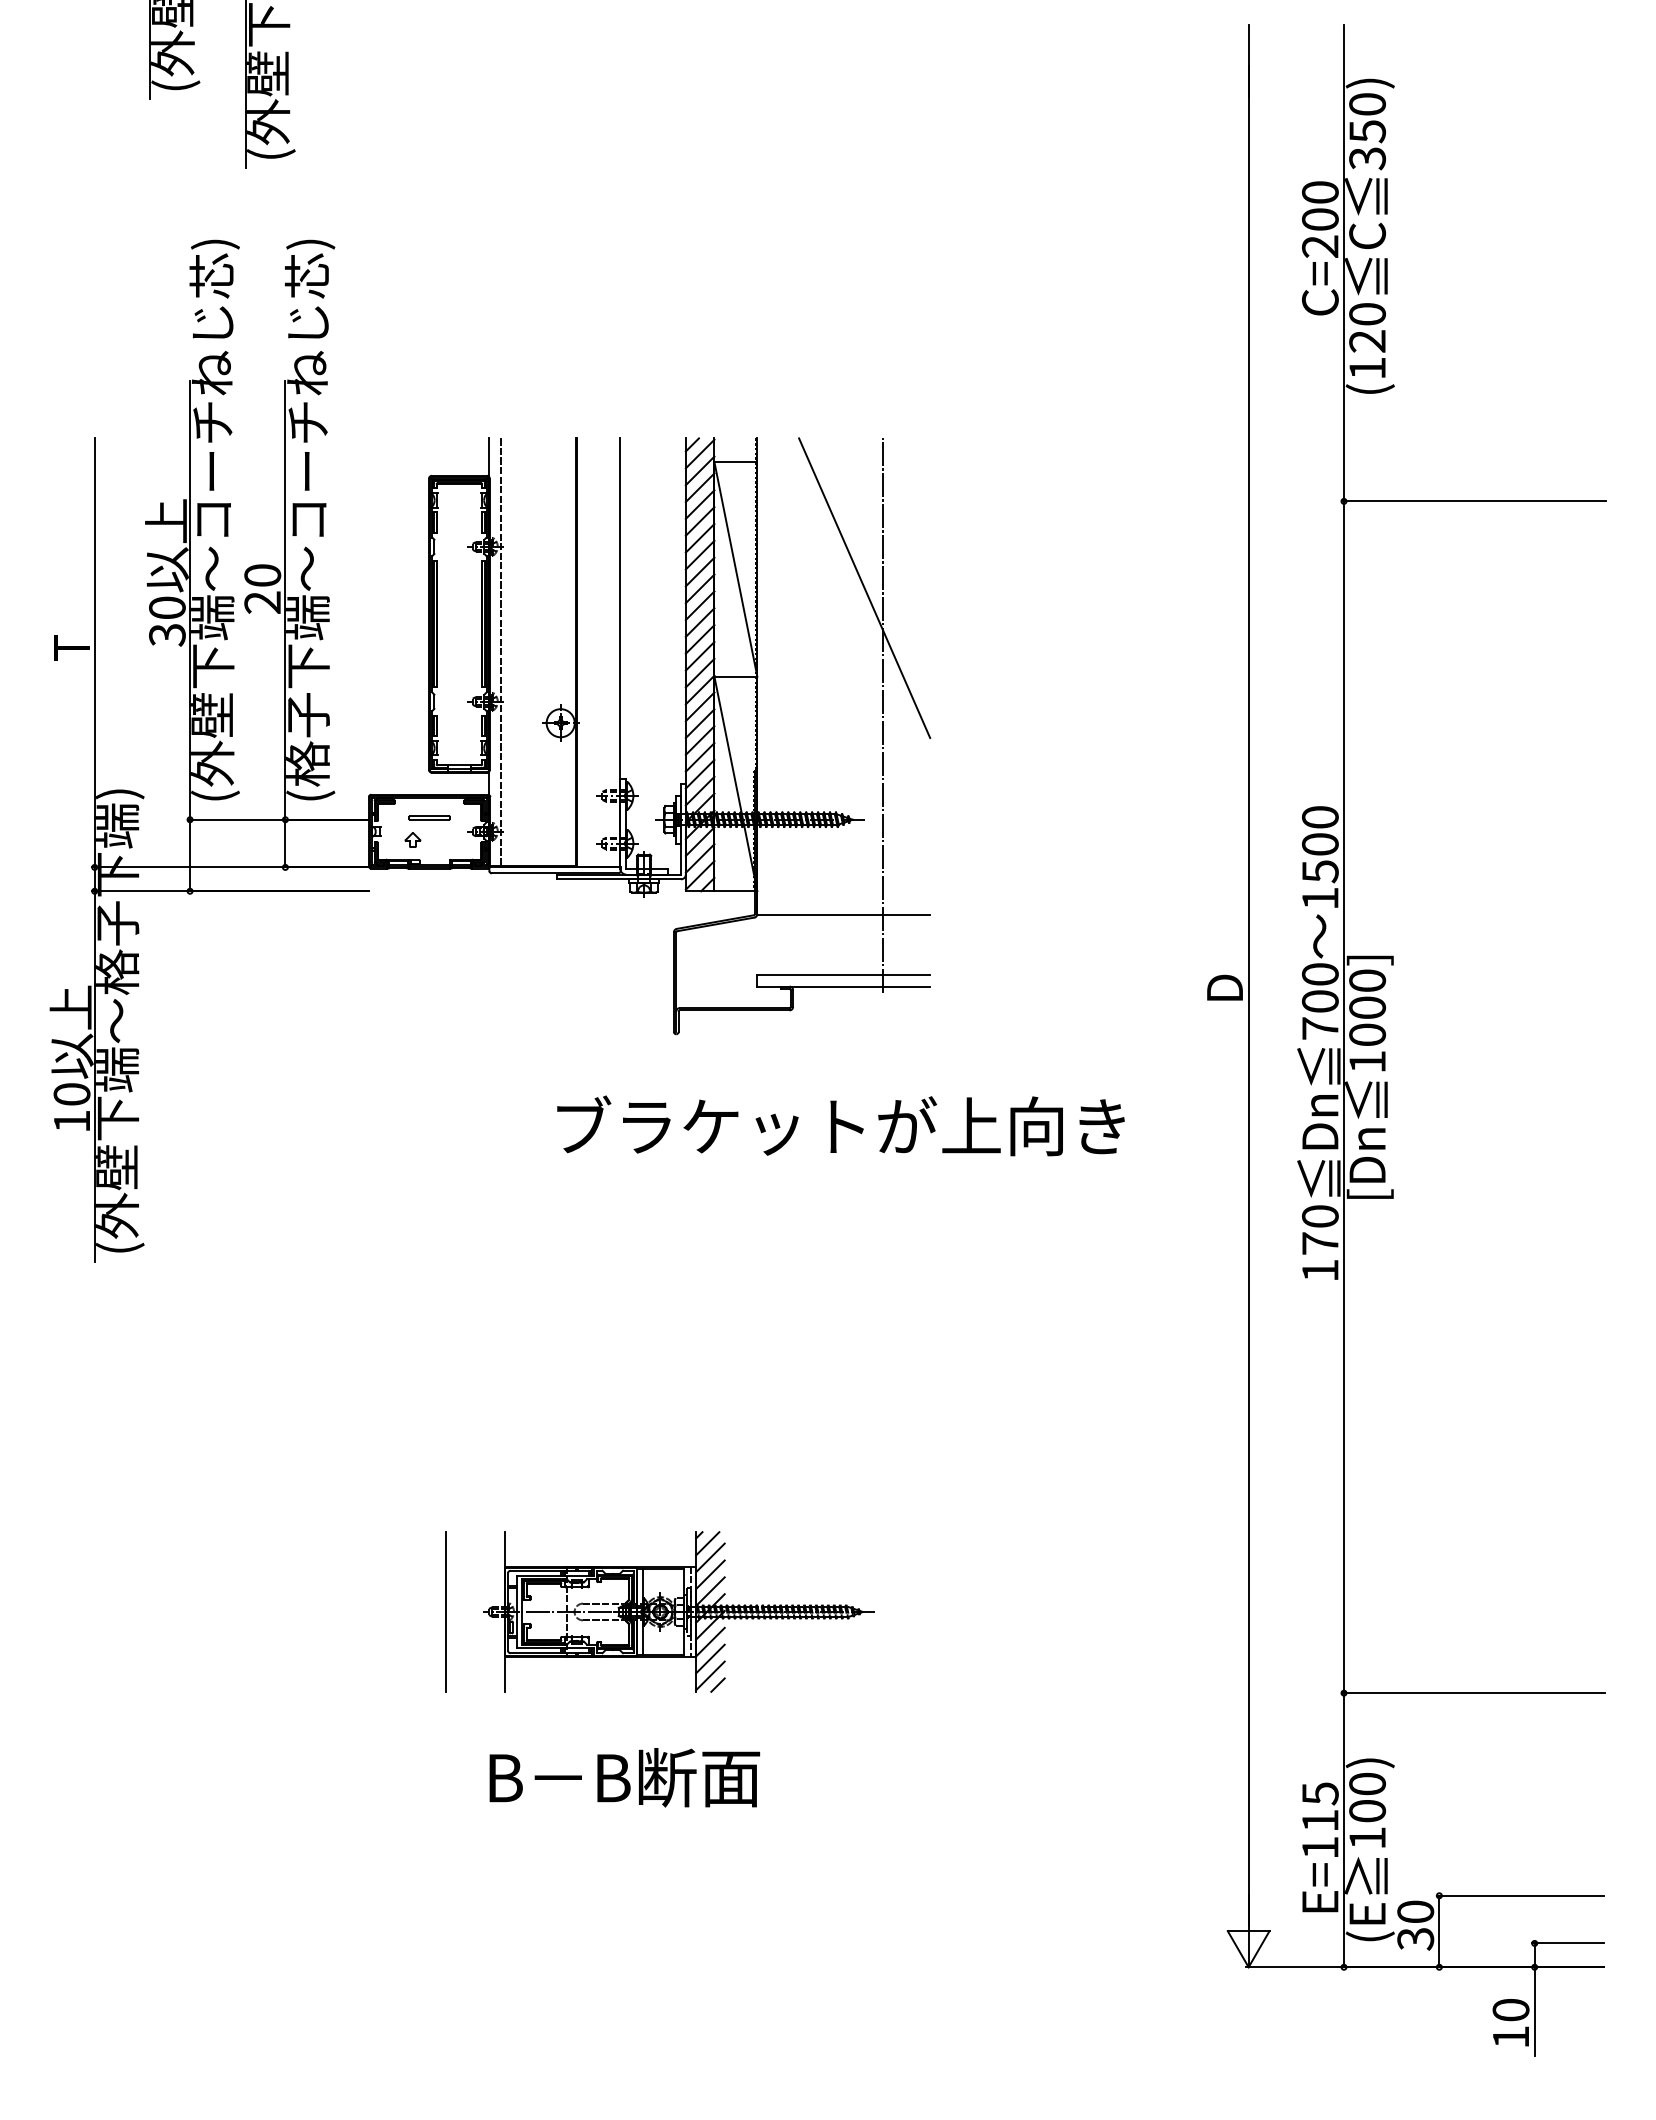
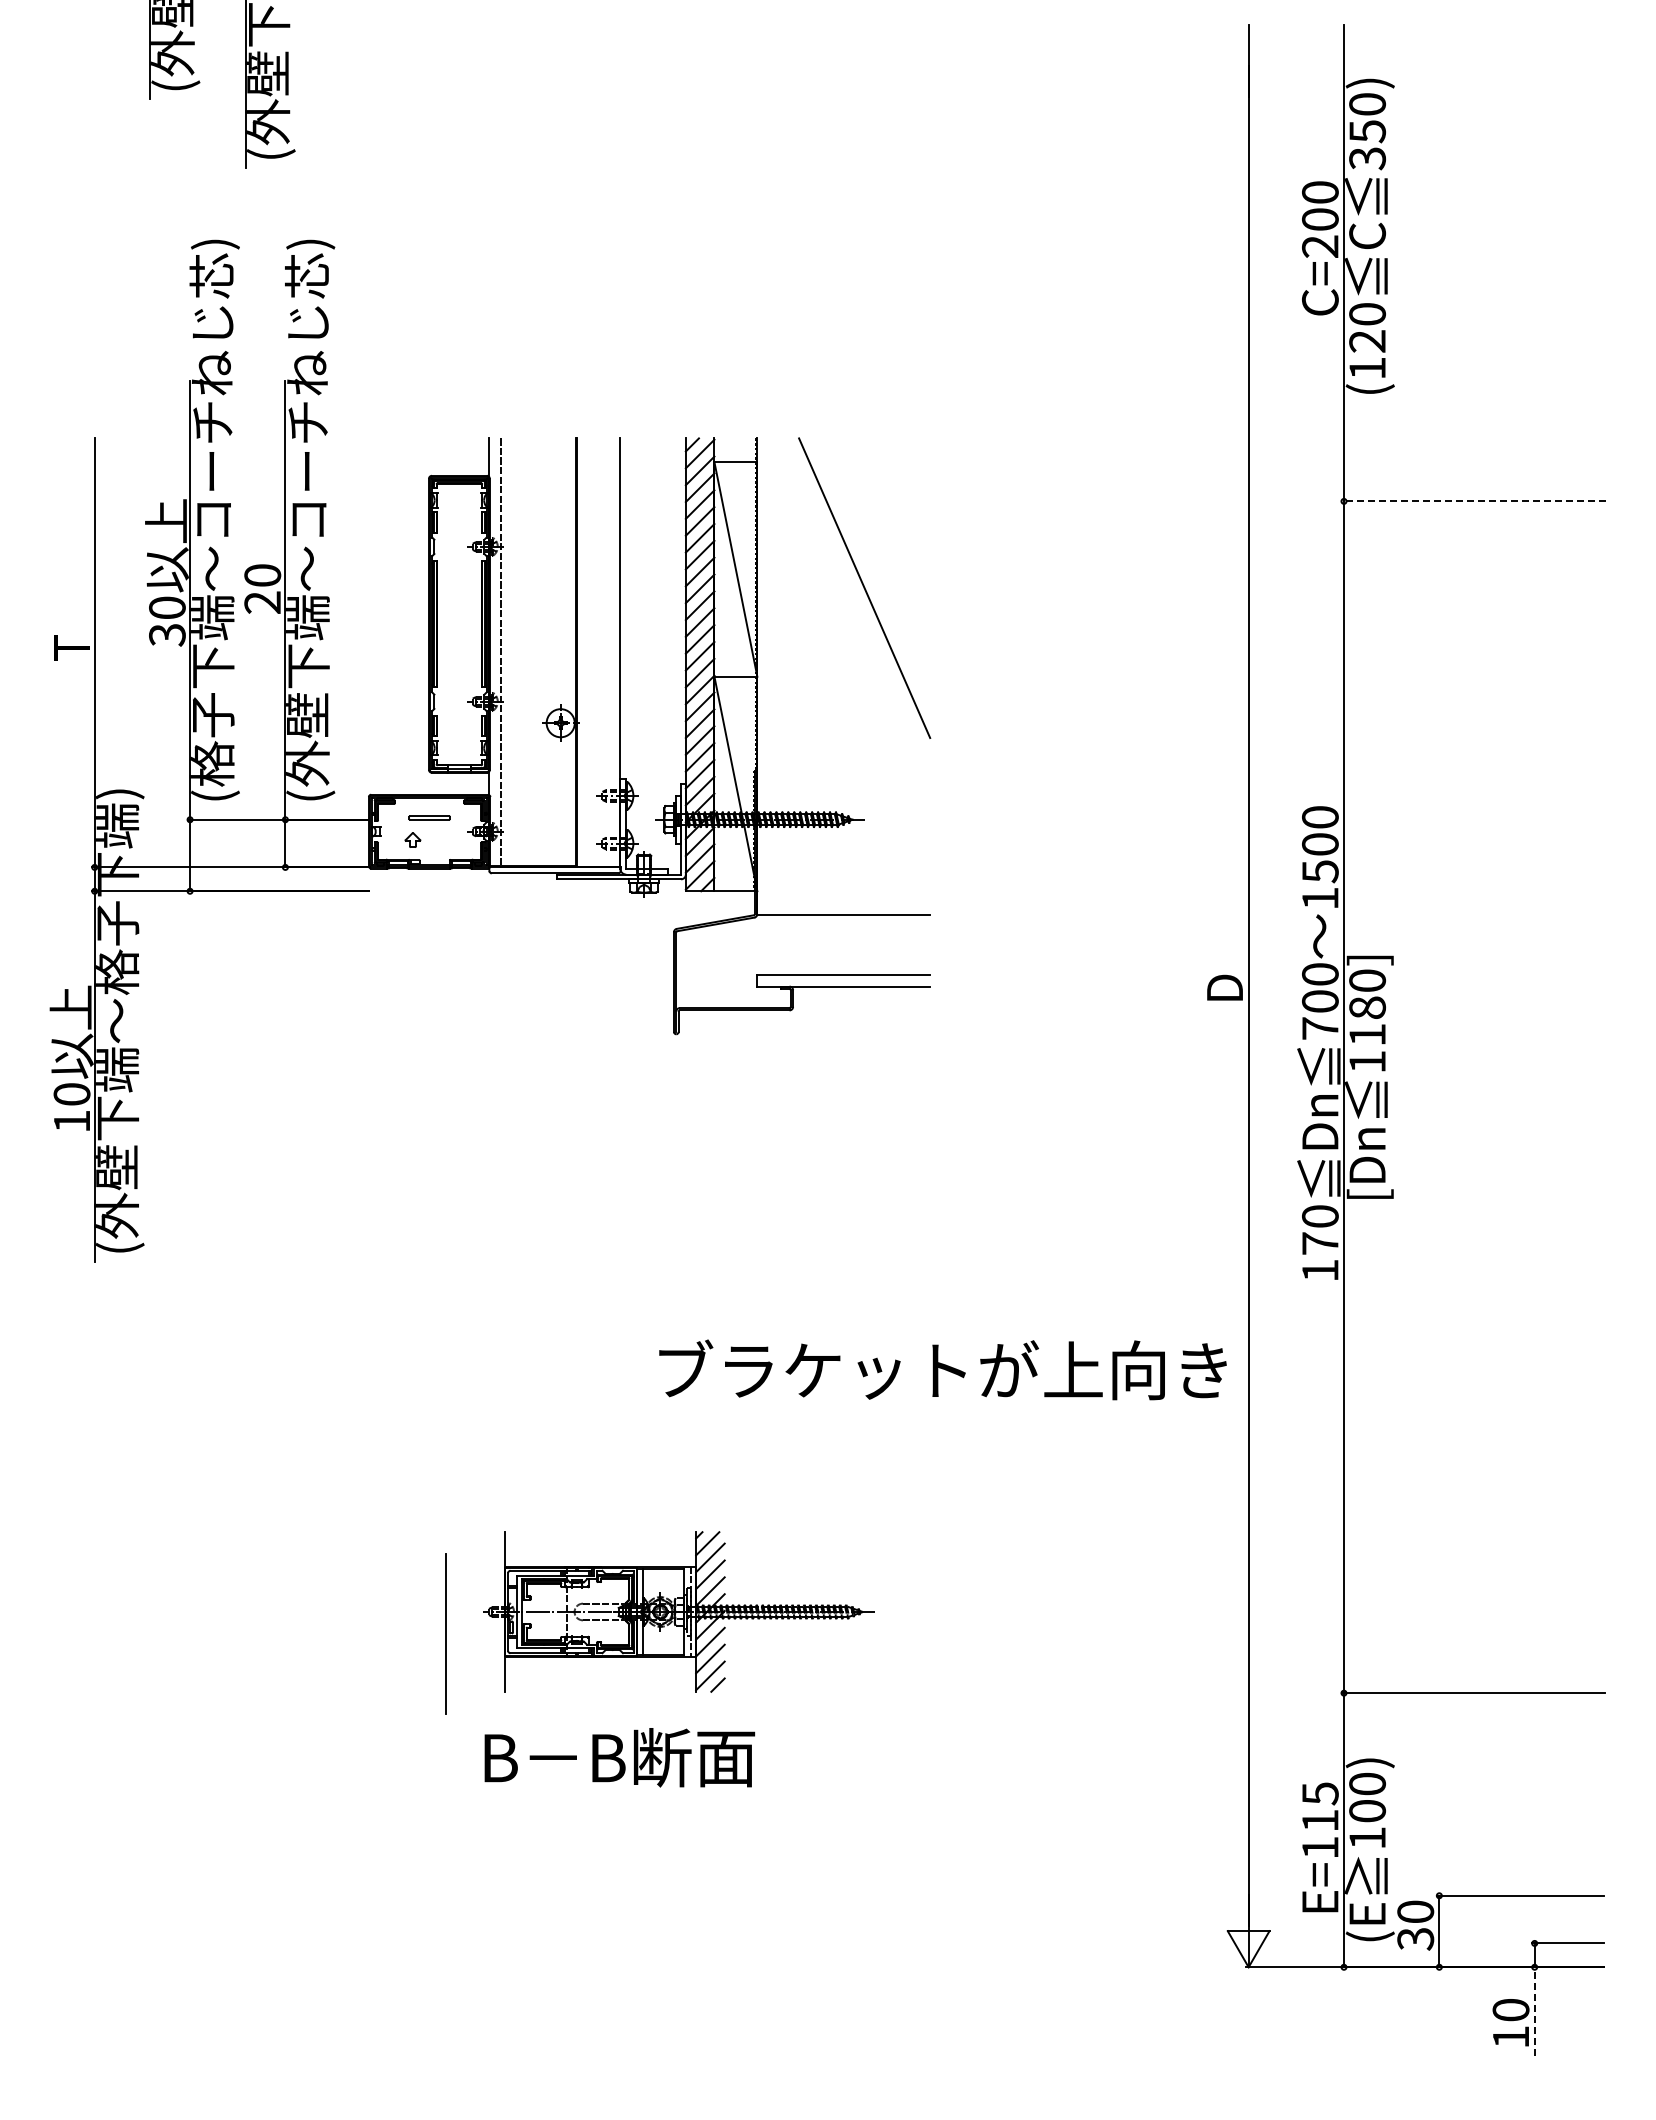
line: solid -> dashed (1473, 501)
line: present -> none (882, 715)
text: (外壁下端～コーチねじ芯) -> (格子下端～コーチねじ芯) (212, 739)
text: (格子下端～コーチねじ芯) -> (外壁下端～コーチねじ芯) (307, 739)
text: 1000] -> 1180] (1367, 1020)
text position: (840, 1125) -> (942, 1369) (942, 1369)
line position: (445, 1611) -> (445, 1633) (445, 1633)
text position: (624, 1777) -> (619, 1757) (619, 1757)
line: solid -> dashed (1534, 2011)
